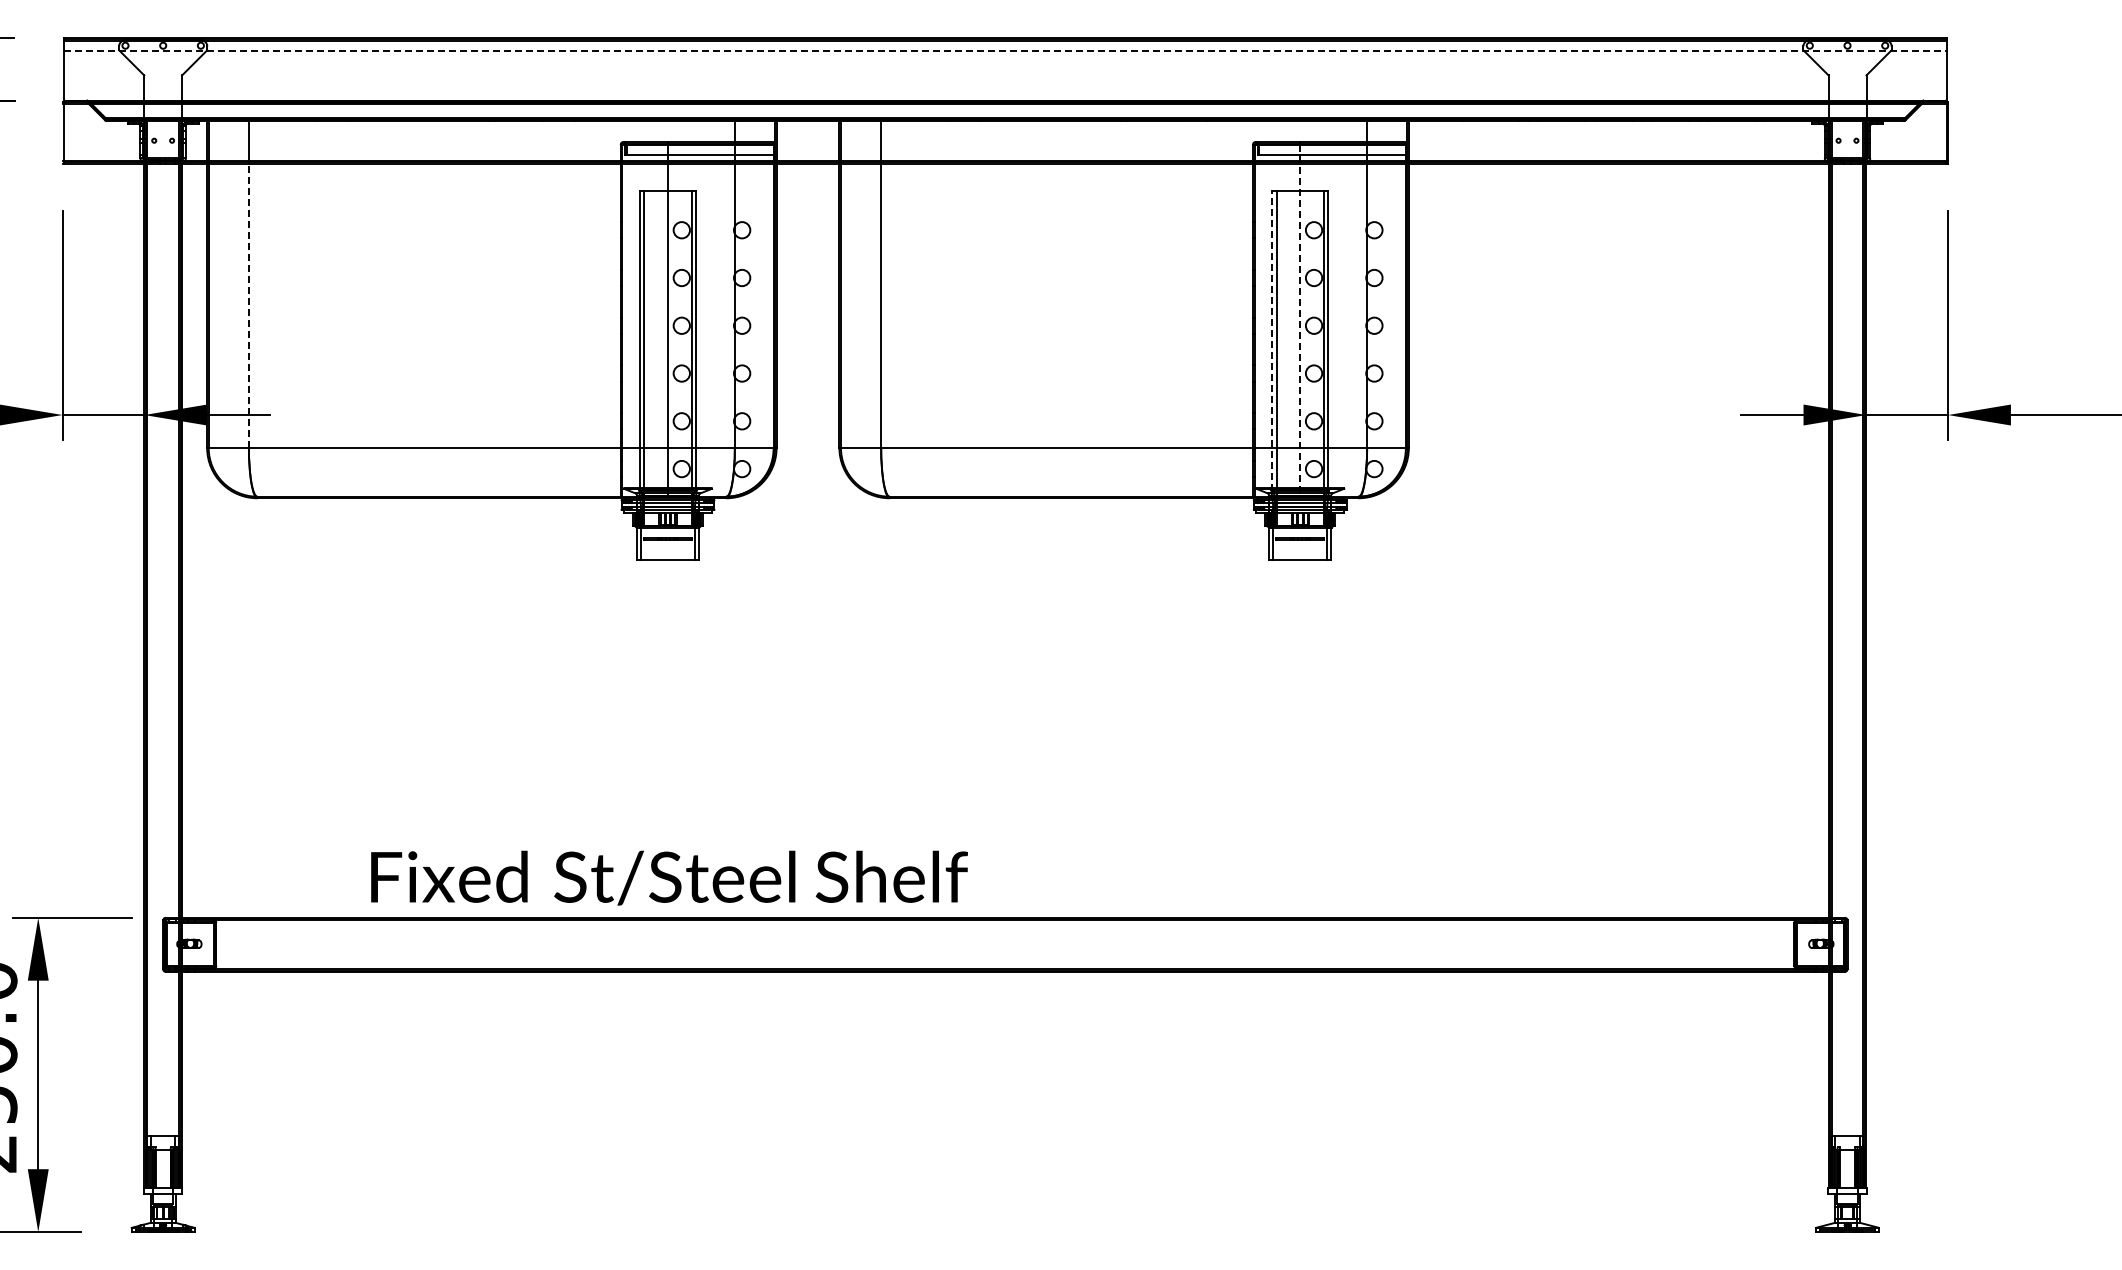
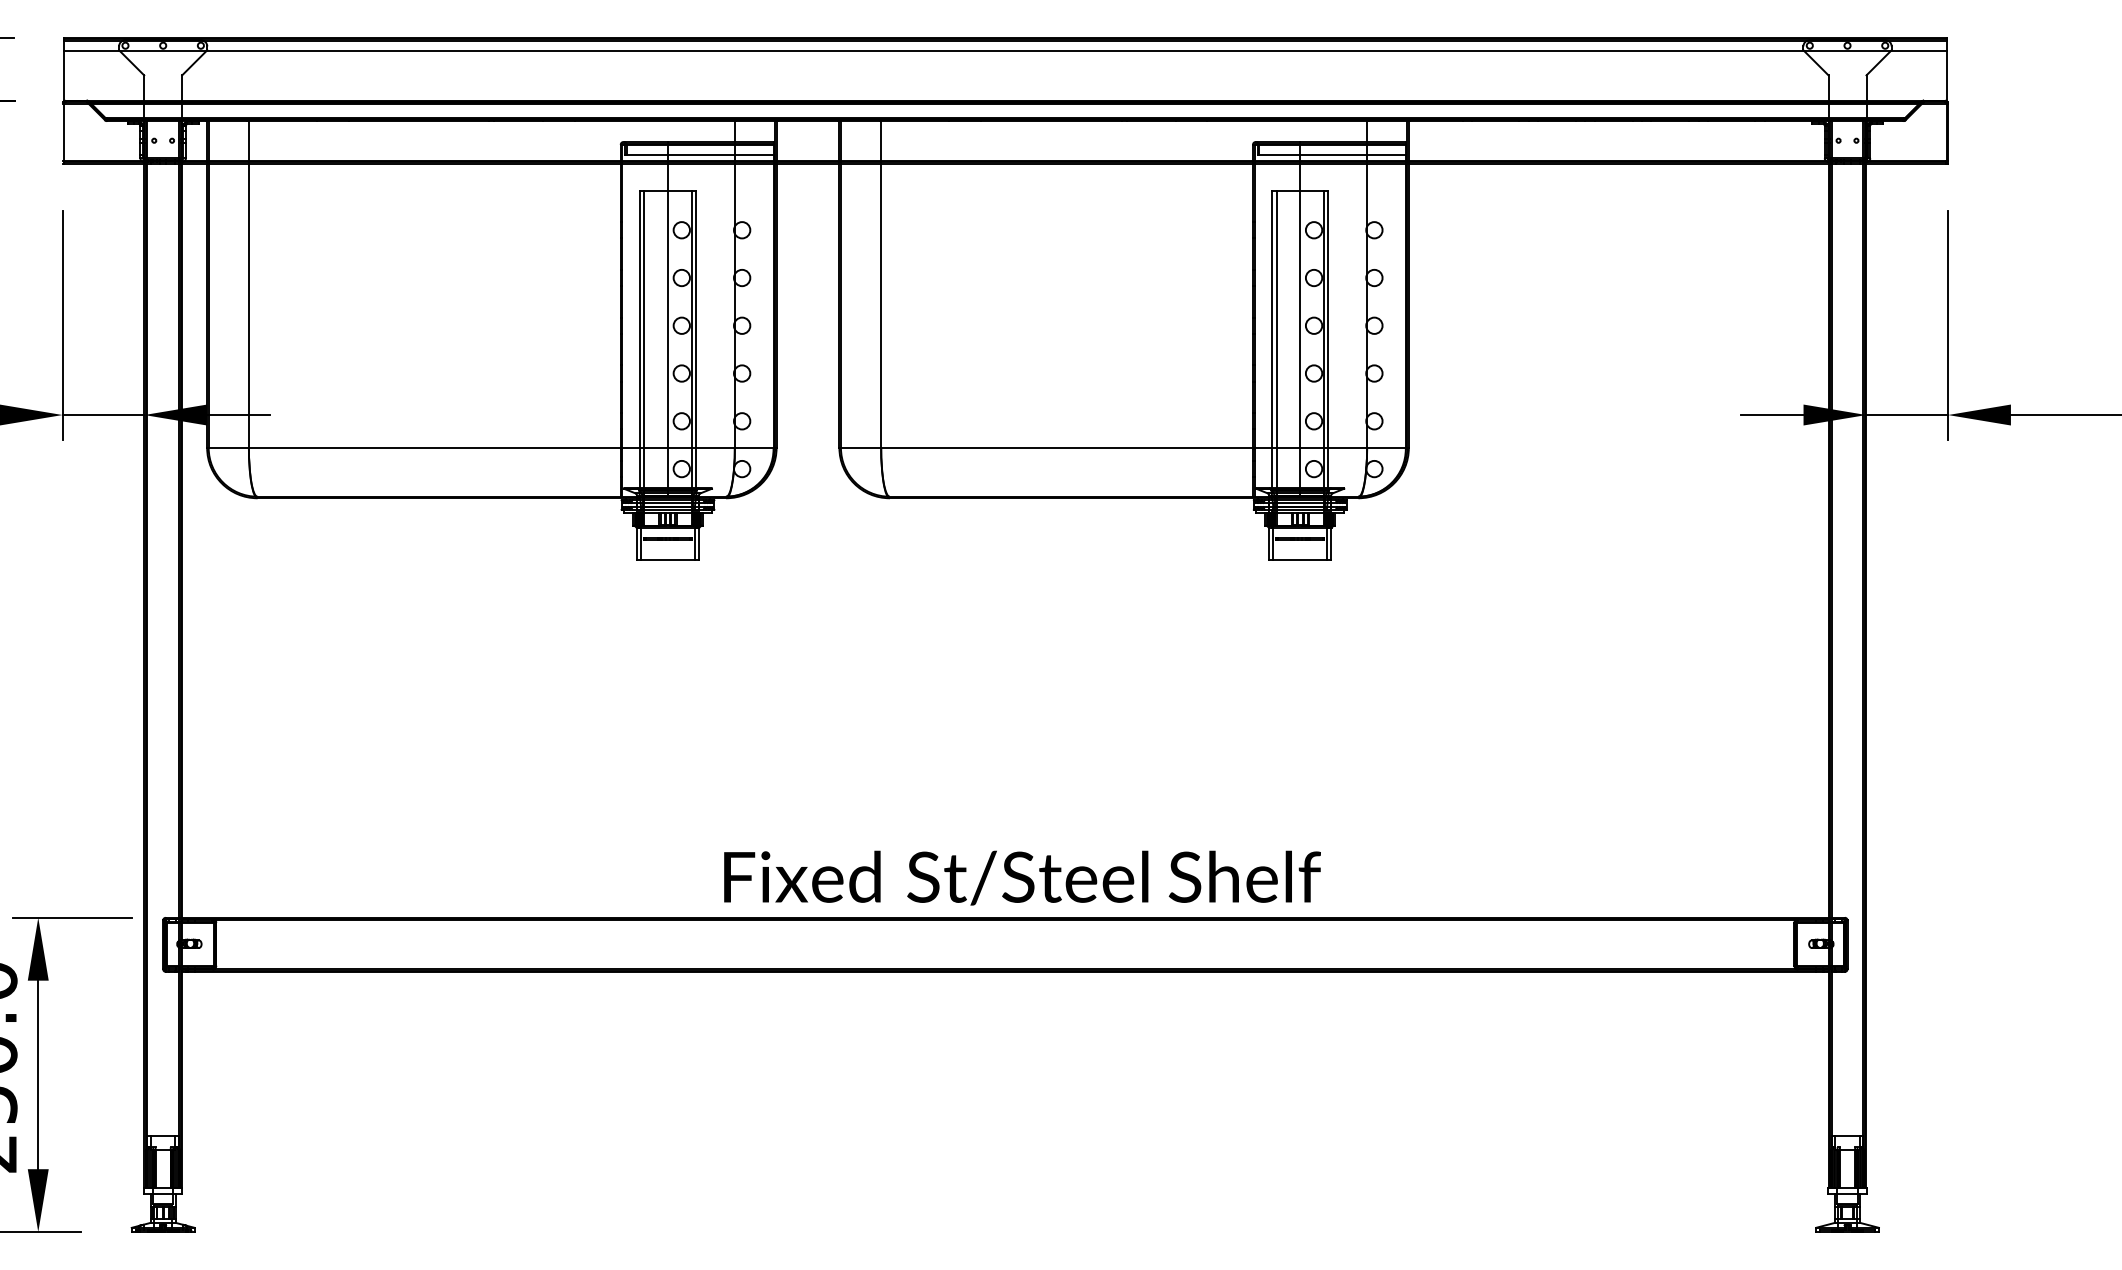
line: dashed -> solid (1005, 50)
line: dashed -> solid (248, 305)
line: dashed -> solid (1300, 320)
line: dashed -> solid (1272, 340)
text position: (669, 877) -> (1022, 877) (1022, 877)
